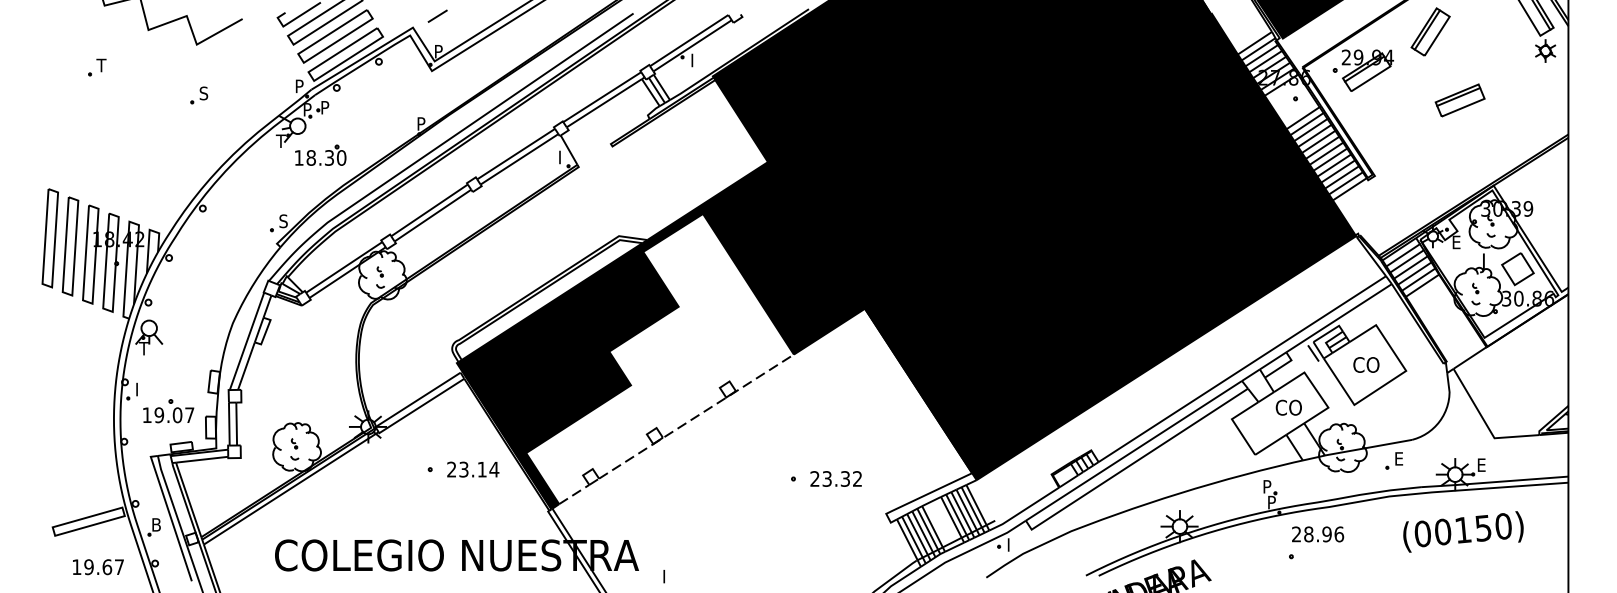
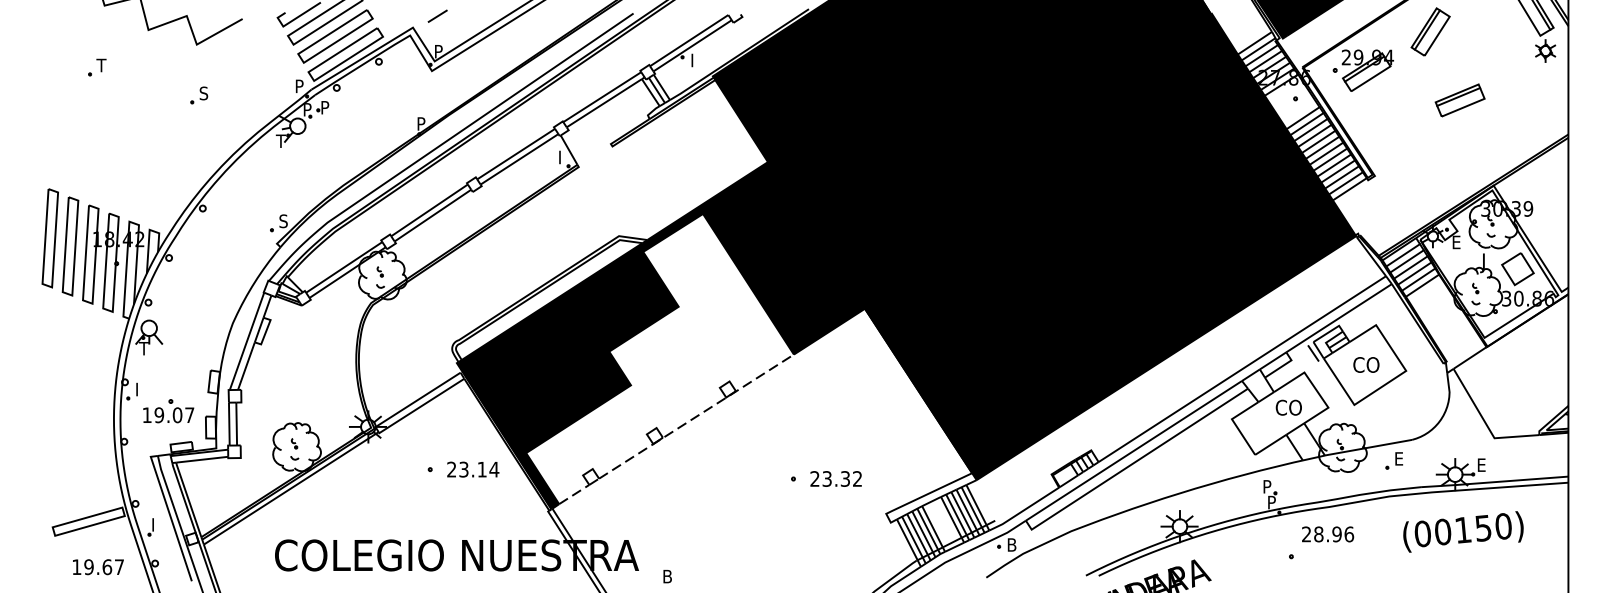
part: present -> none (320, 154)
text: B -> I (157, 524)
text position: (1318, 534) -> (1328, 534) (1328, 534)
text: I -> B (1012, 544)
text: I -> B (668, 576)
